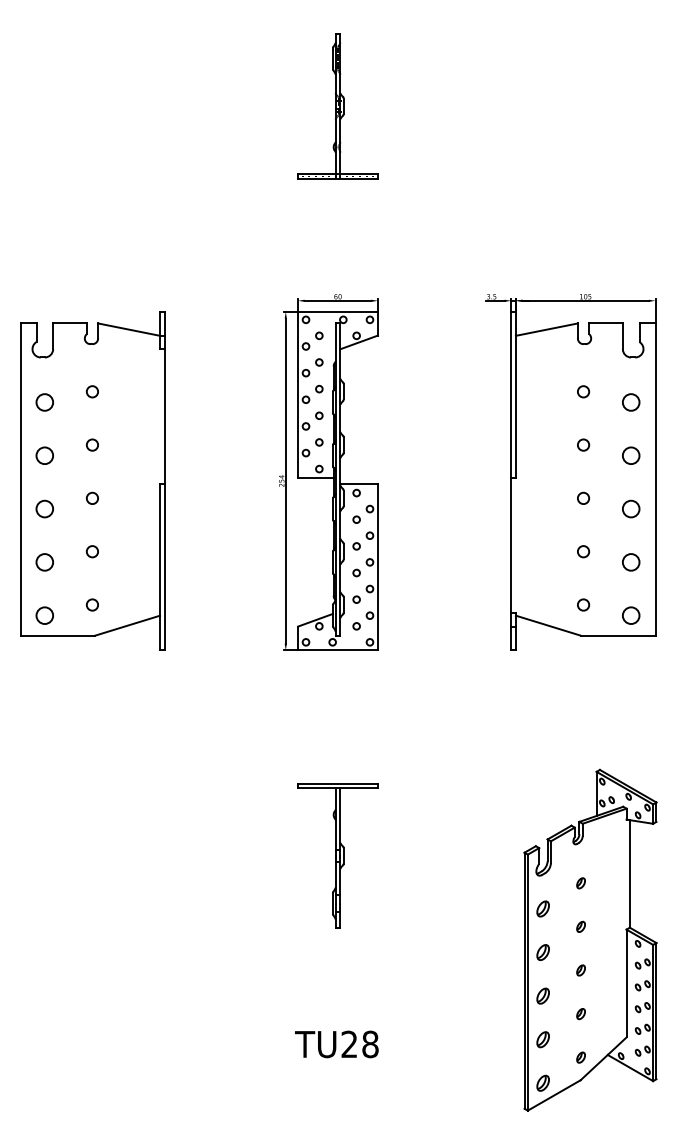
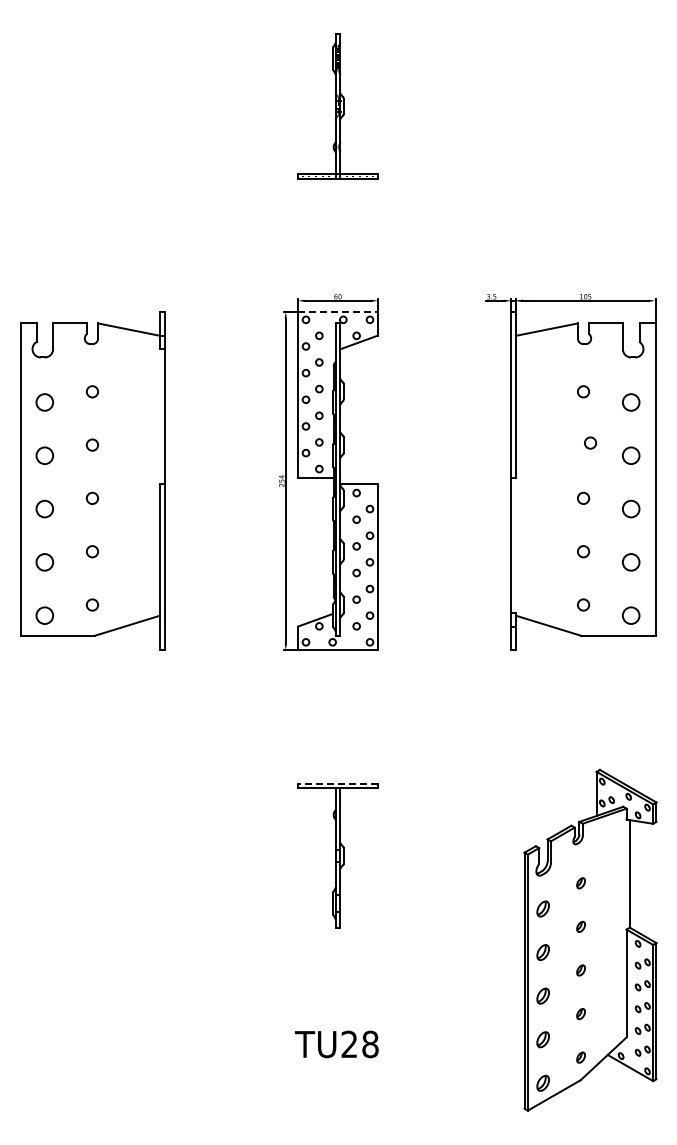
line: solid -> dashed (338, 311)
circle position: (583, 444) -> (590, 442) (590, 442)
line: solid -> dashed (338, 783)
